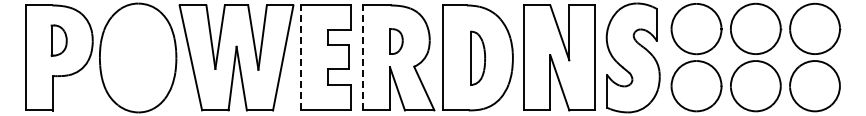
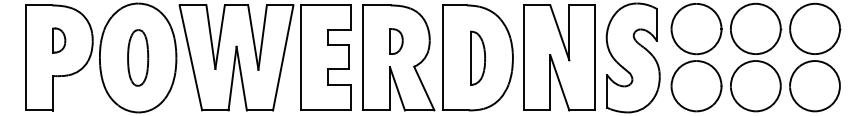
part size: 18x33 px -> 15x27 px (59, 40)
part: none -> present (138, 57)
line: dashed -> solid (300, 57)
line: dashed -> solid (362, 57)
